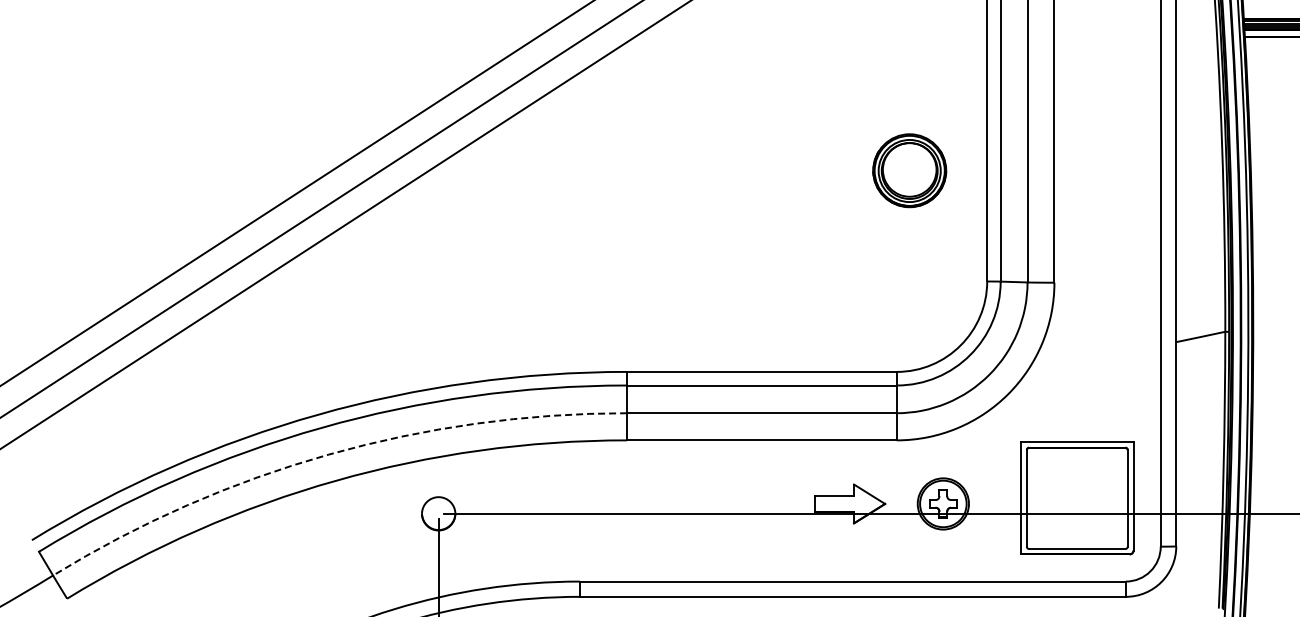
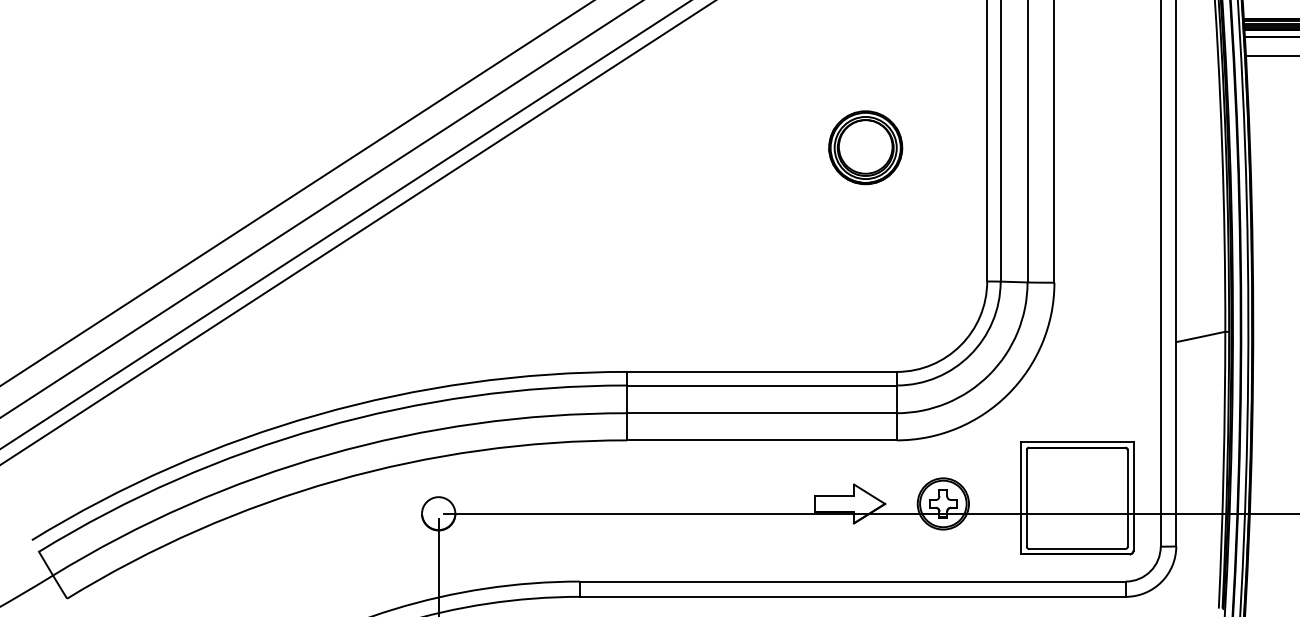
line: none -> present (1270, 55)
part position: (909, 170) -> (865, 147) (865, 147)
line: none -> present (357, 232)
arc: dashed -> solid (328, 454)
